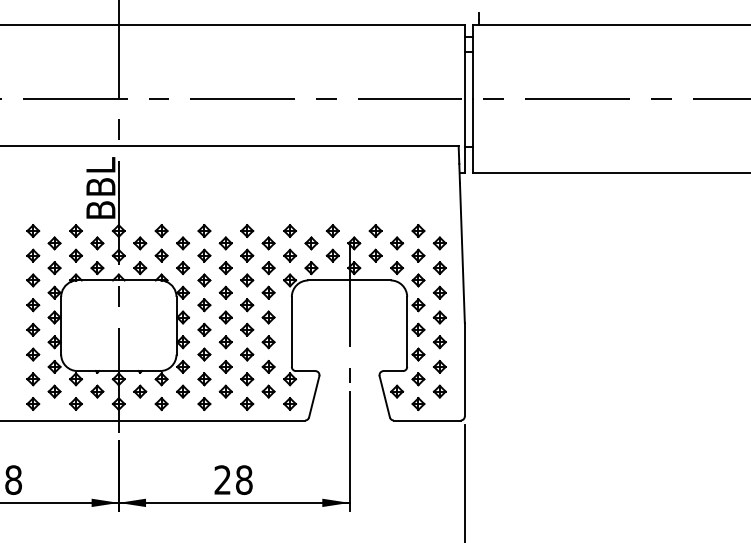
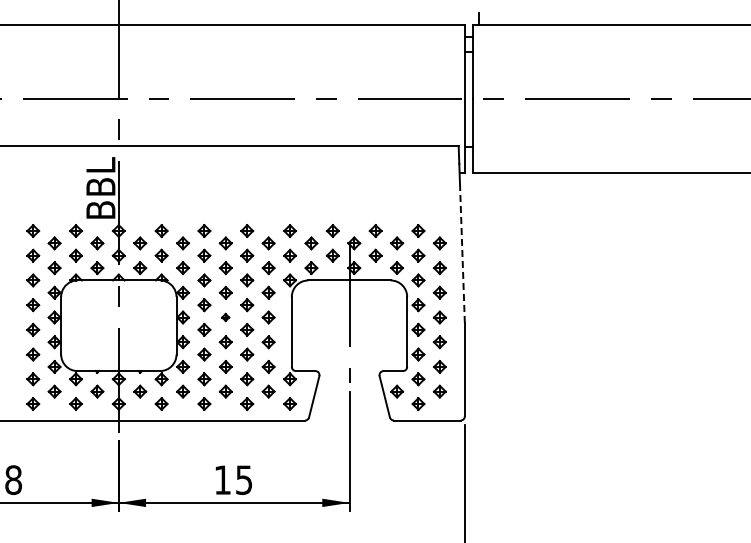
line: solid -> dashed (462, 253)
part size: 15x15 px -> 10x11 px (225, 317)
text: 28 -> 15 (233, 480)
